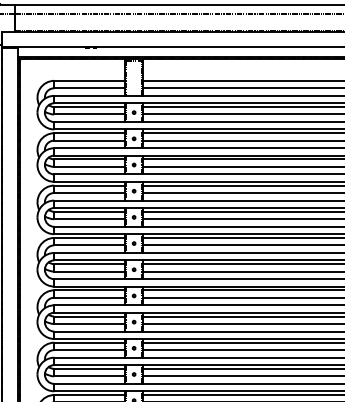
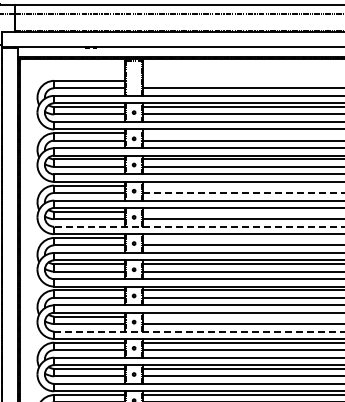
line: present -> none (242, 80)
line: present -> none (242, 133)
line: present -> none (242, 185)
line: solid -> dashed (244, 193)
line: present -> none (242, 211)
line: solid -> dashed (199, 226)
line: present -> none (242, 237)
line: present -> none (242, 316)
line: solid -> dashed (199, 331)
